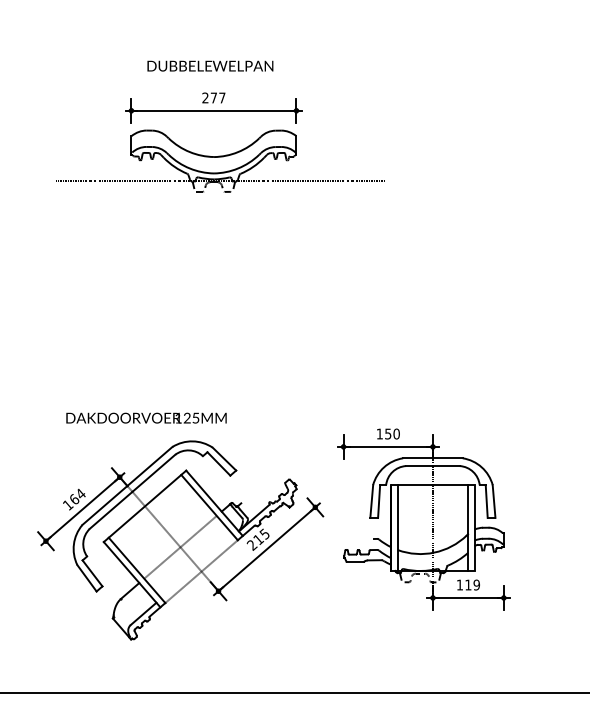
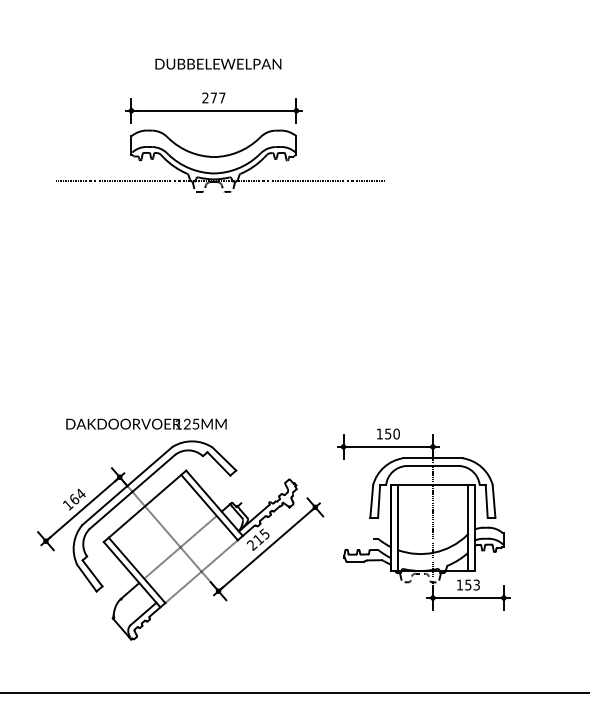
text position: (210, 65) -> (218, 63) (218, 63)
text position: (146, 417) -> (146, 423) (146, 423)
text: 119 -> 153 (472, 584)
